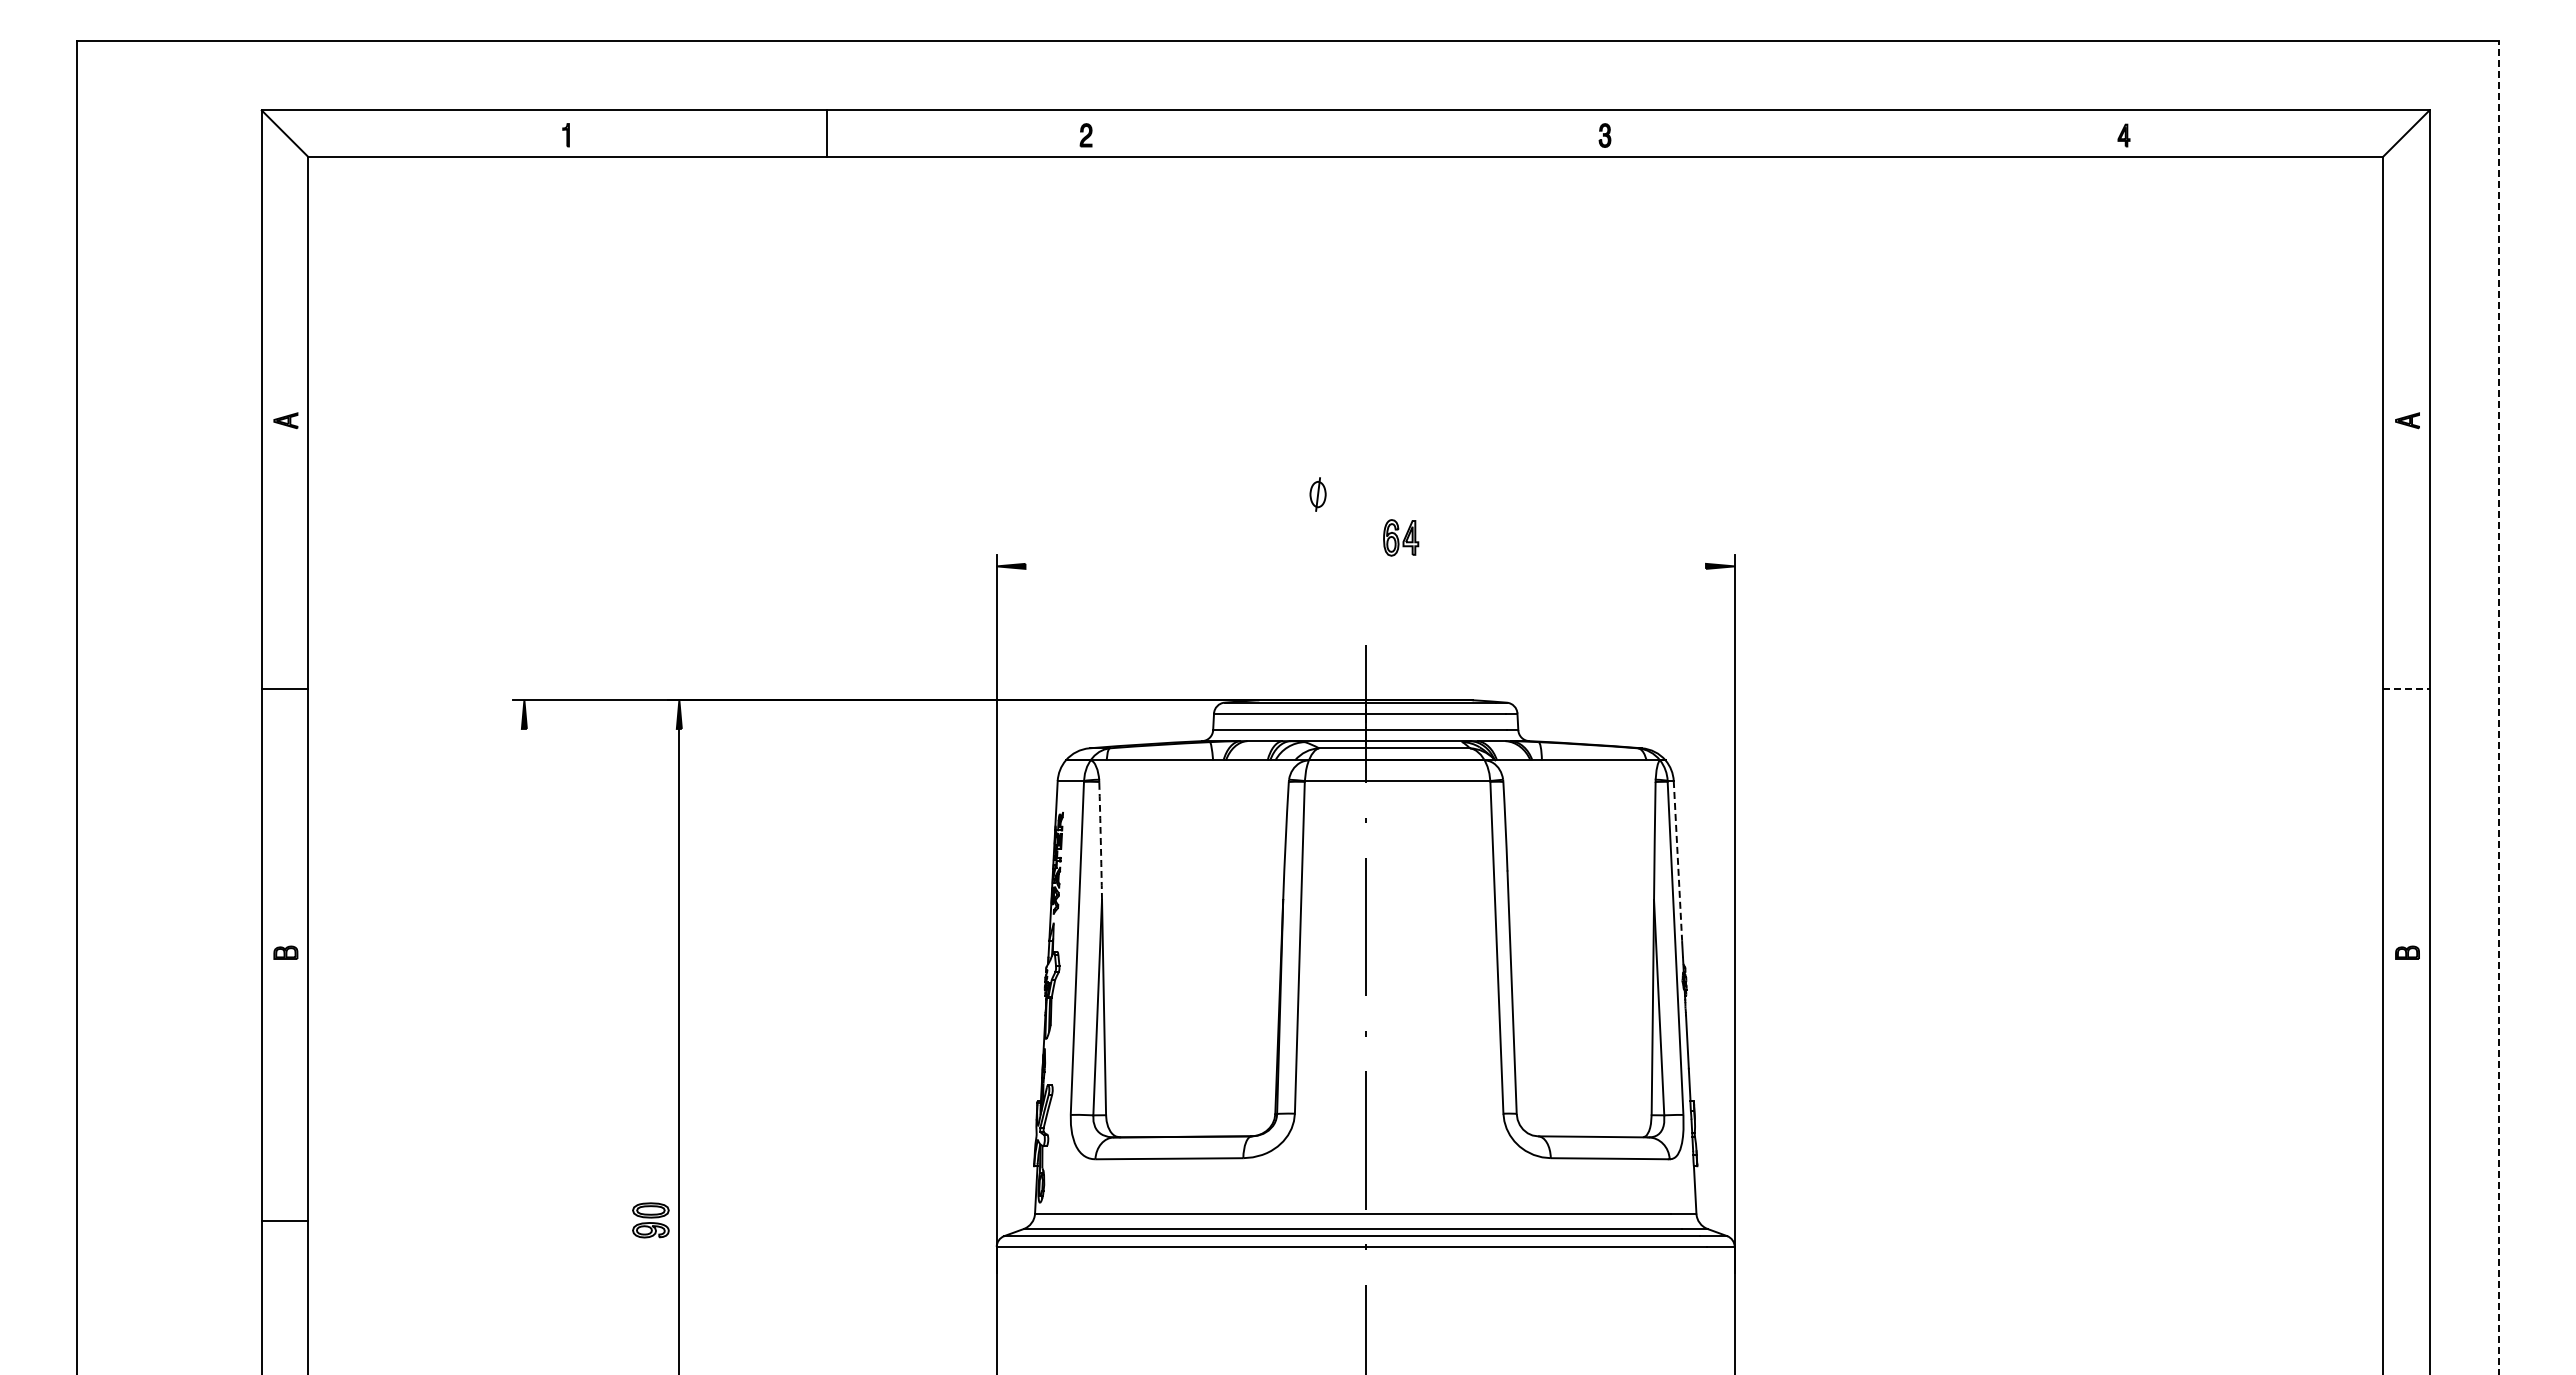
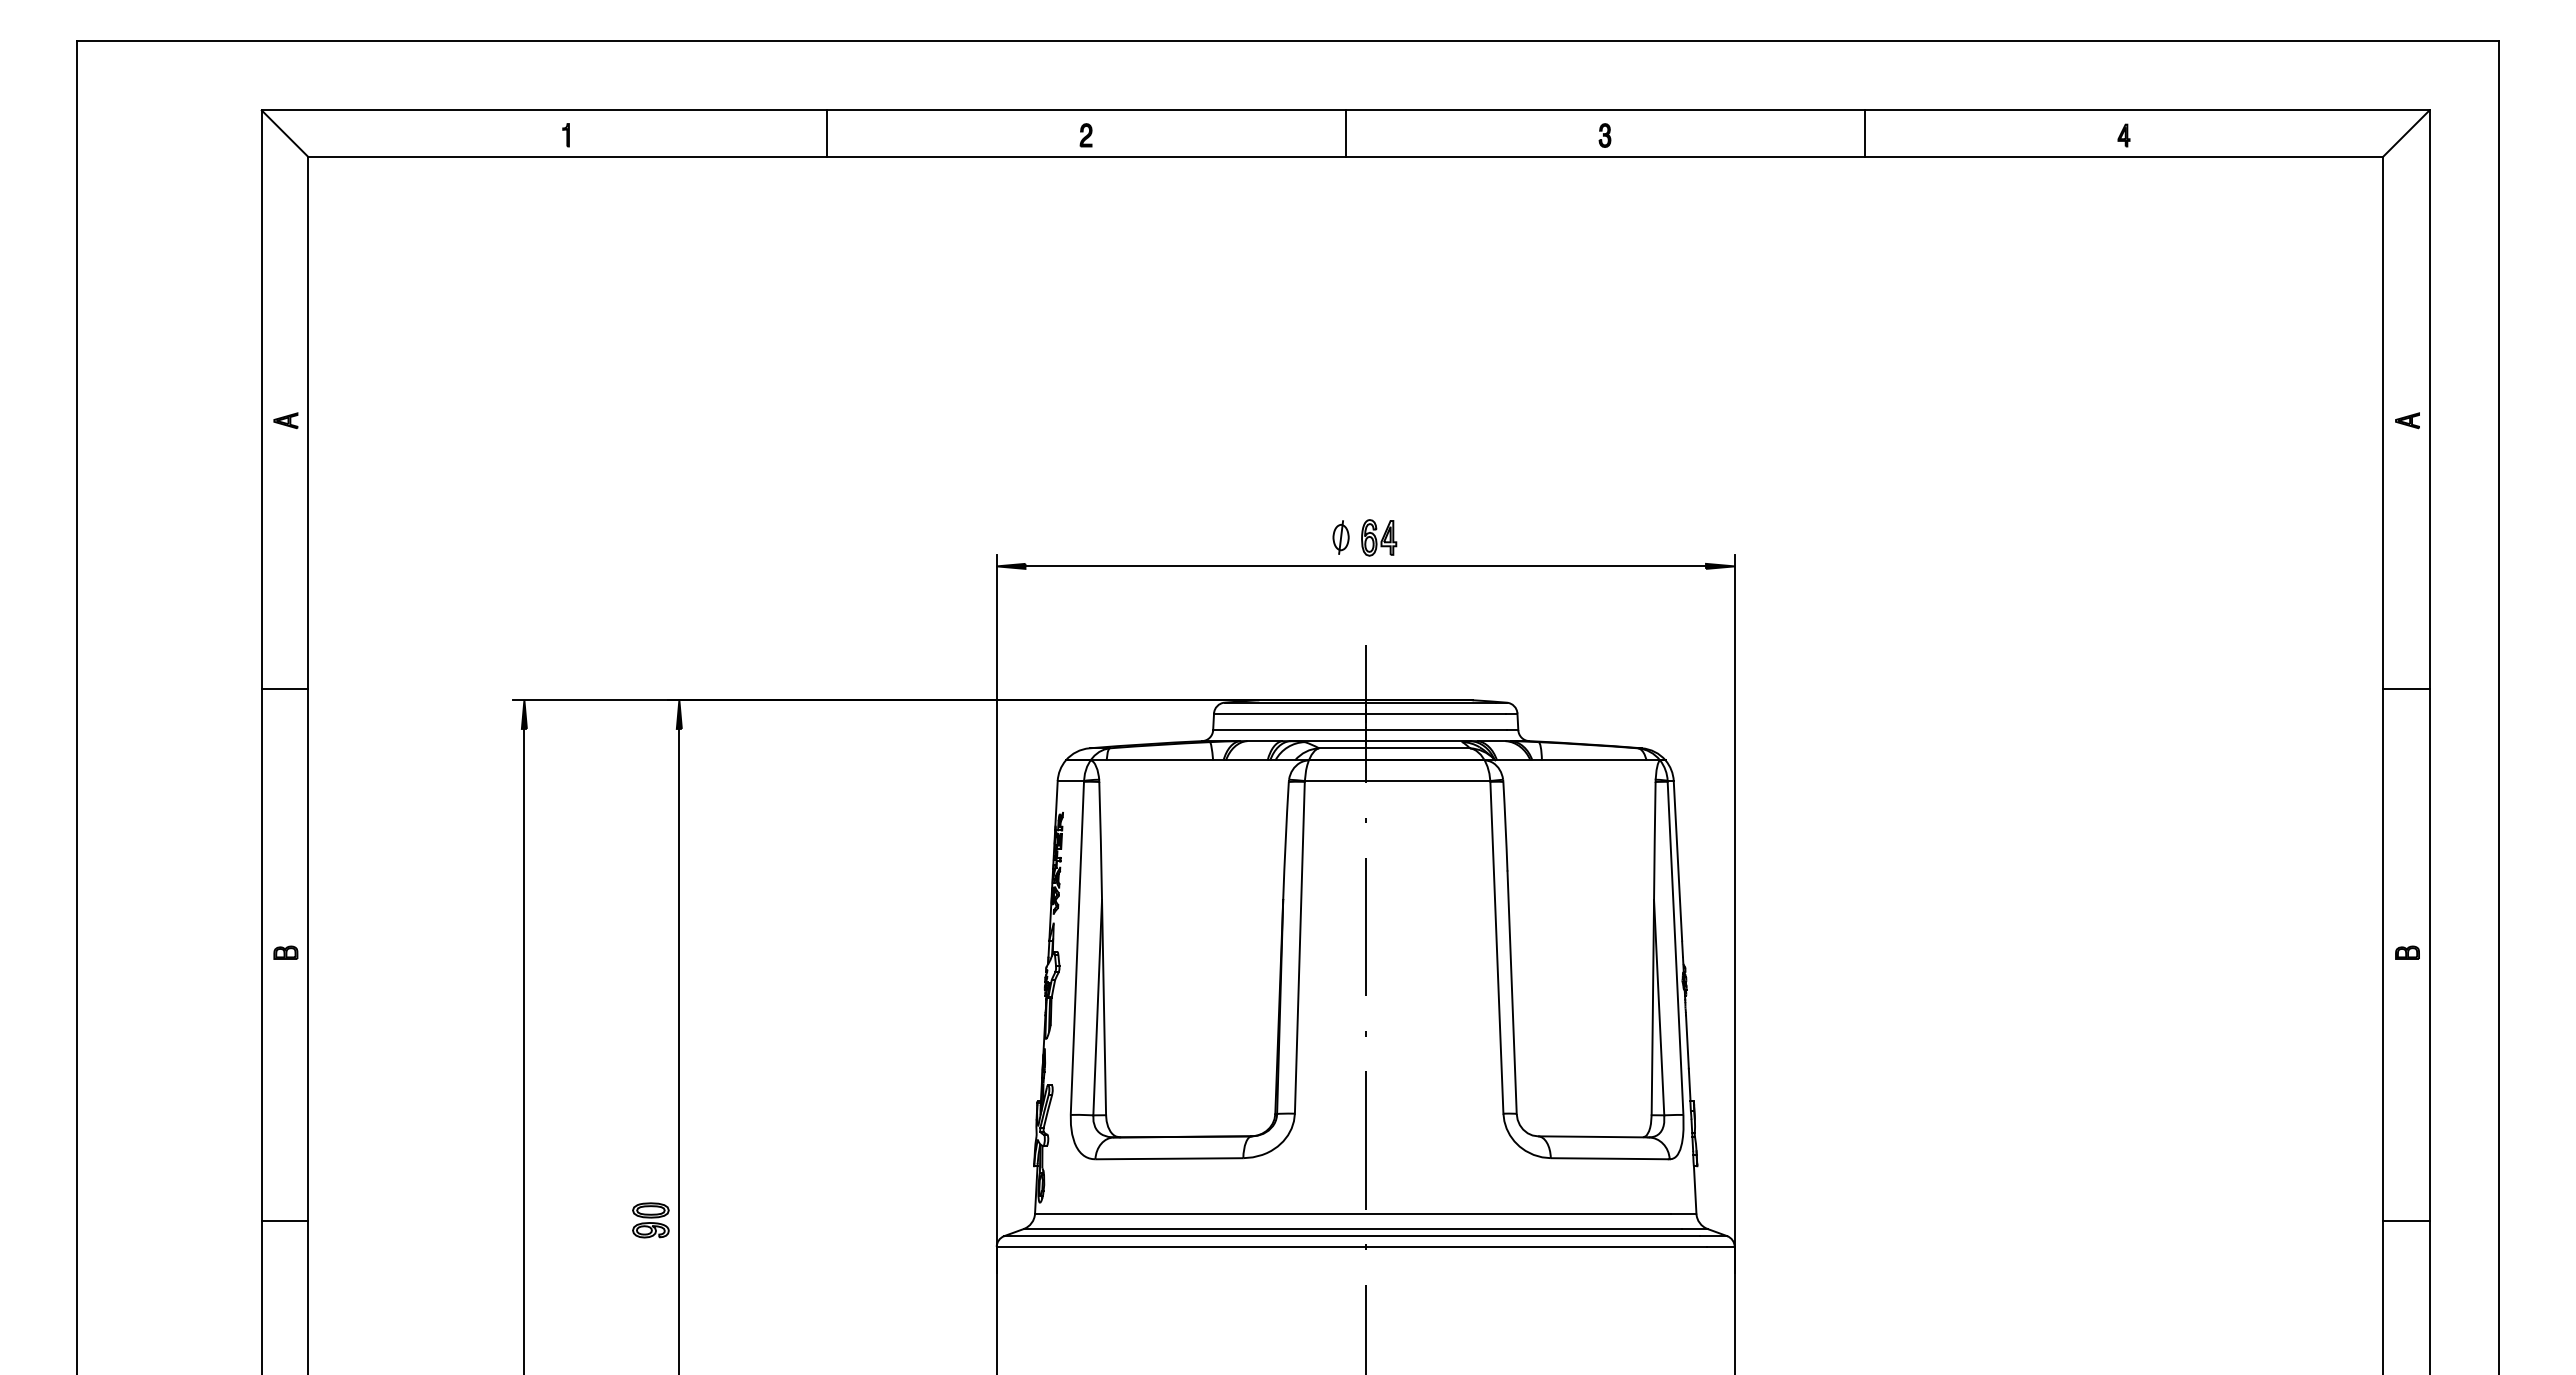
line: none -> present (1345, 133)
line: none -> present (1864, 133)
part position: (1317, 494) -> (1340, 537) (1340, 537)
part position: (1401, 537) -> (1379, 537) (1379, 537)
line: none -> present (1365, 566)
line: dashed -> solid (2406, 688)
line: dashed -> solid (2498, 707)
arc: dashed -> solid (1100, 840)
line: dashed -> solid (1677, 860)
line: none -> present (524, 1049)
line: none -> present (2406, 1221)
